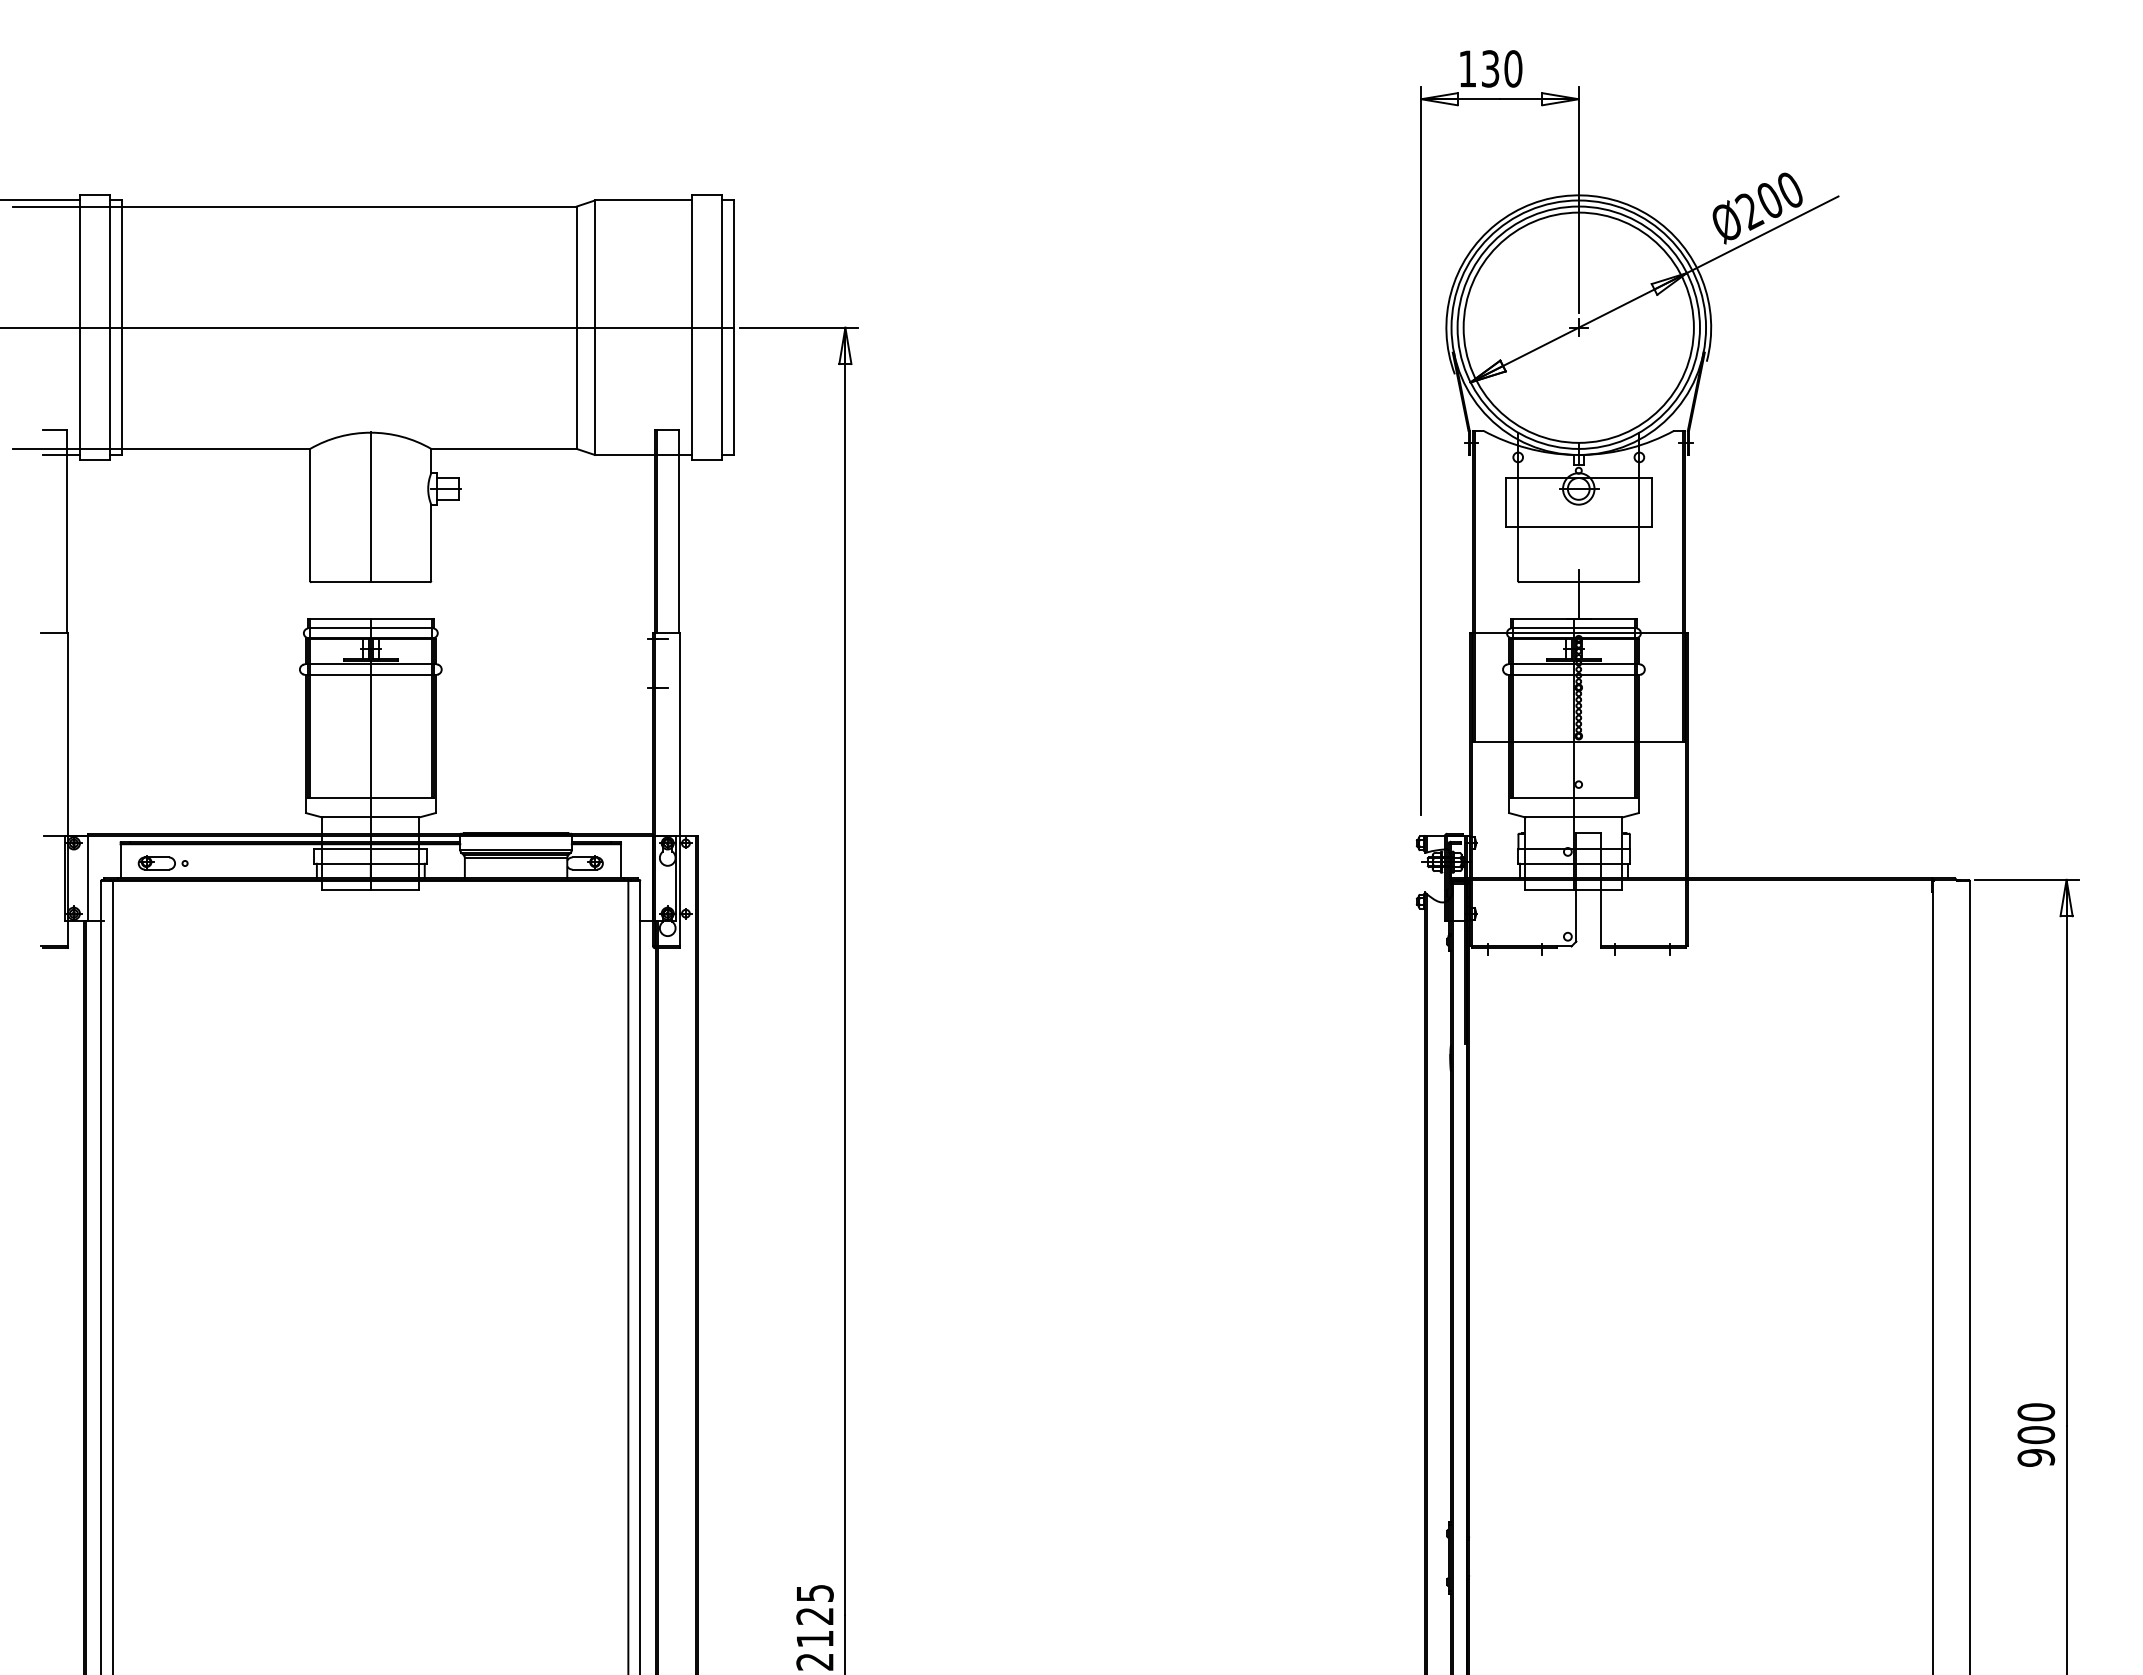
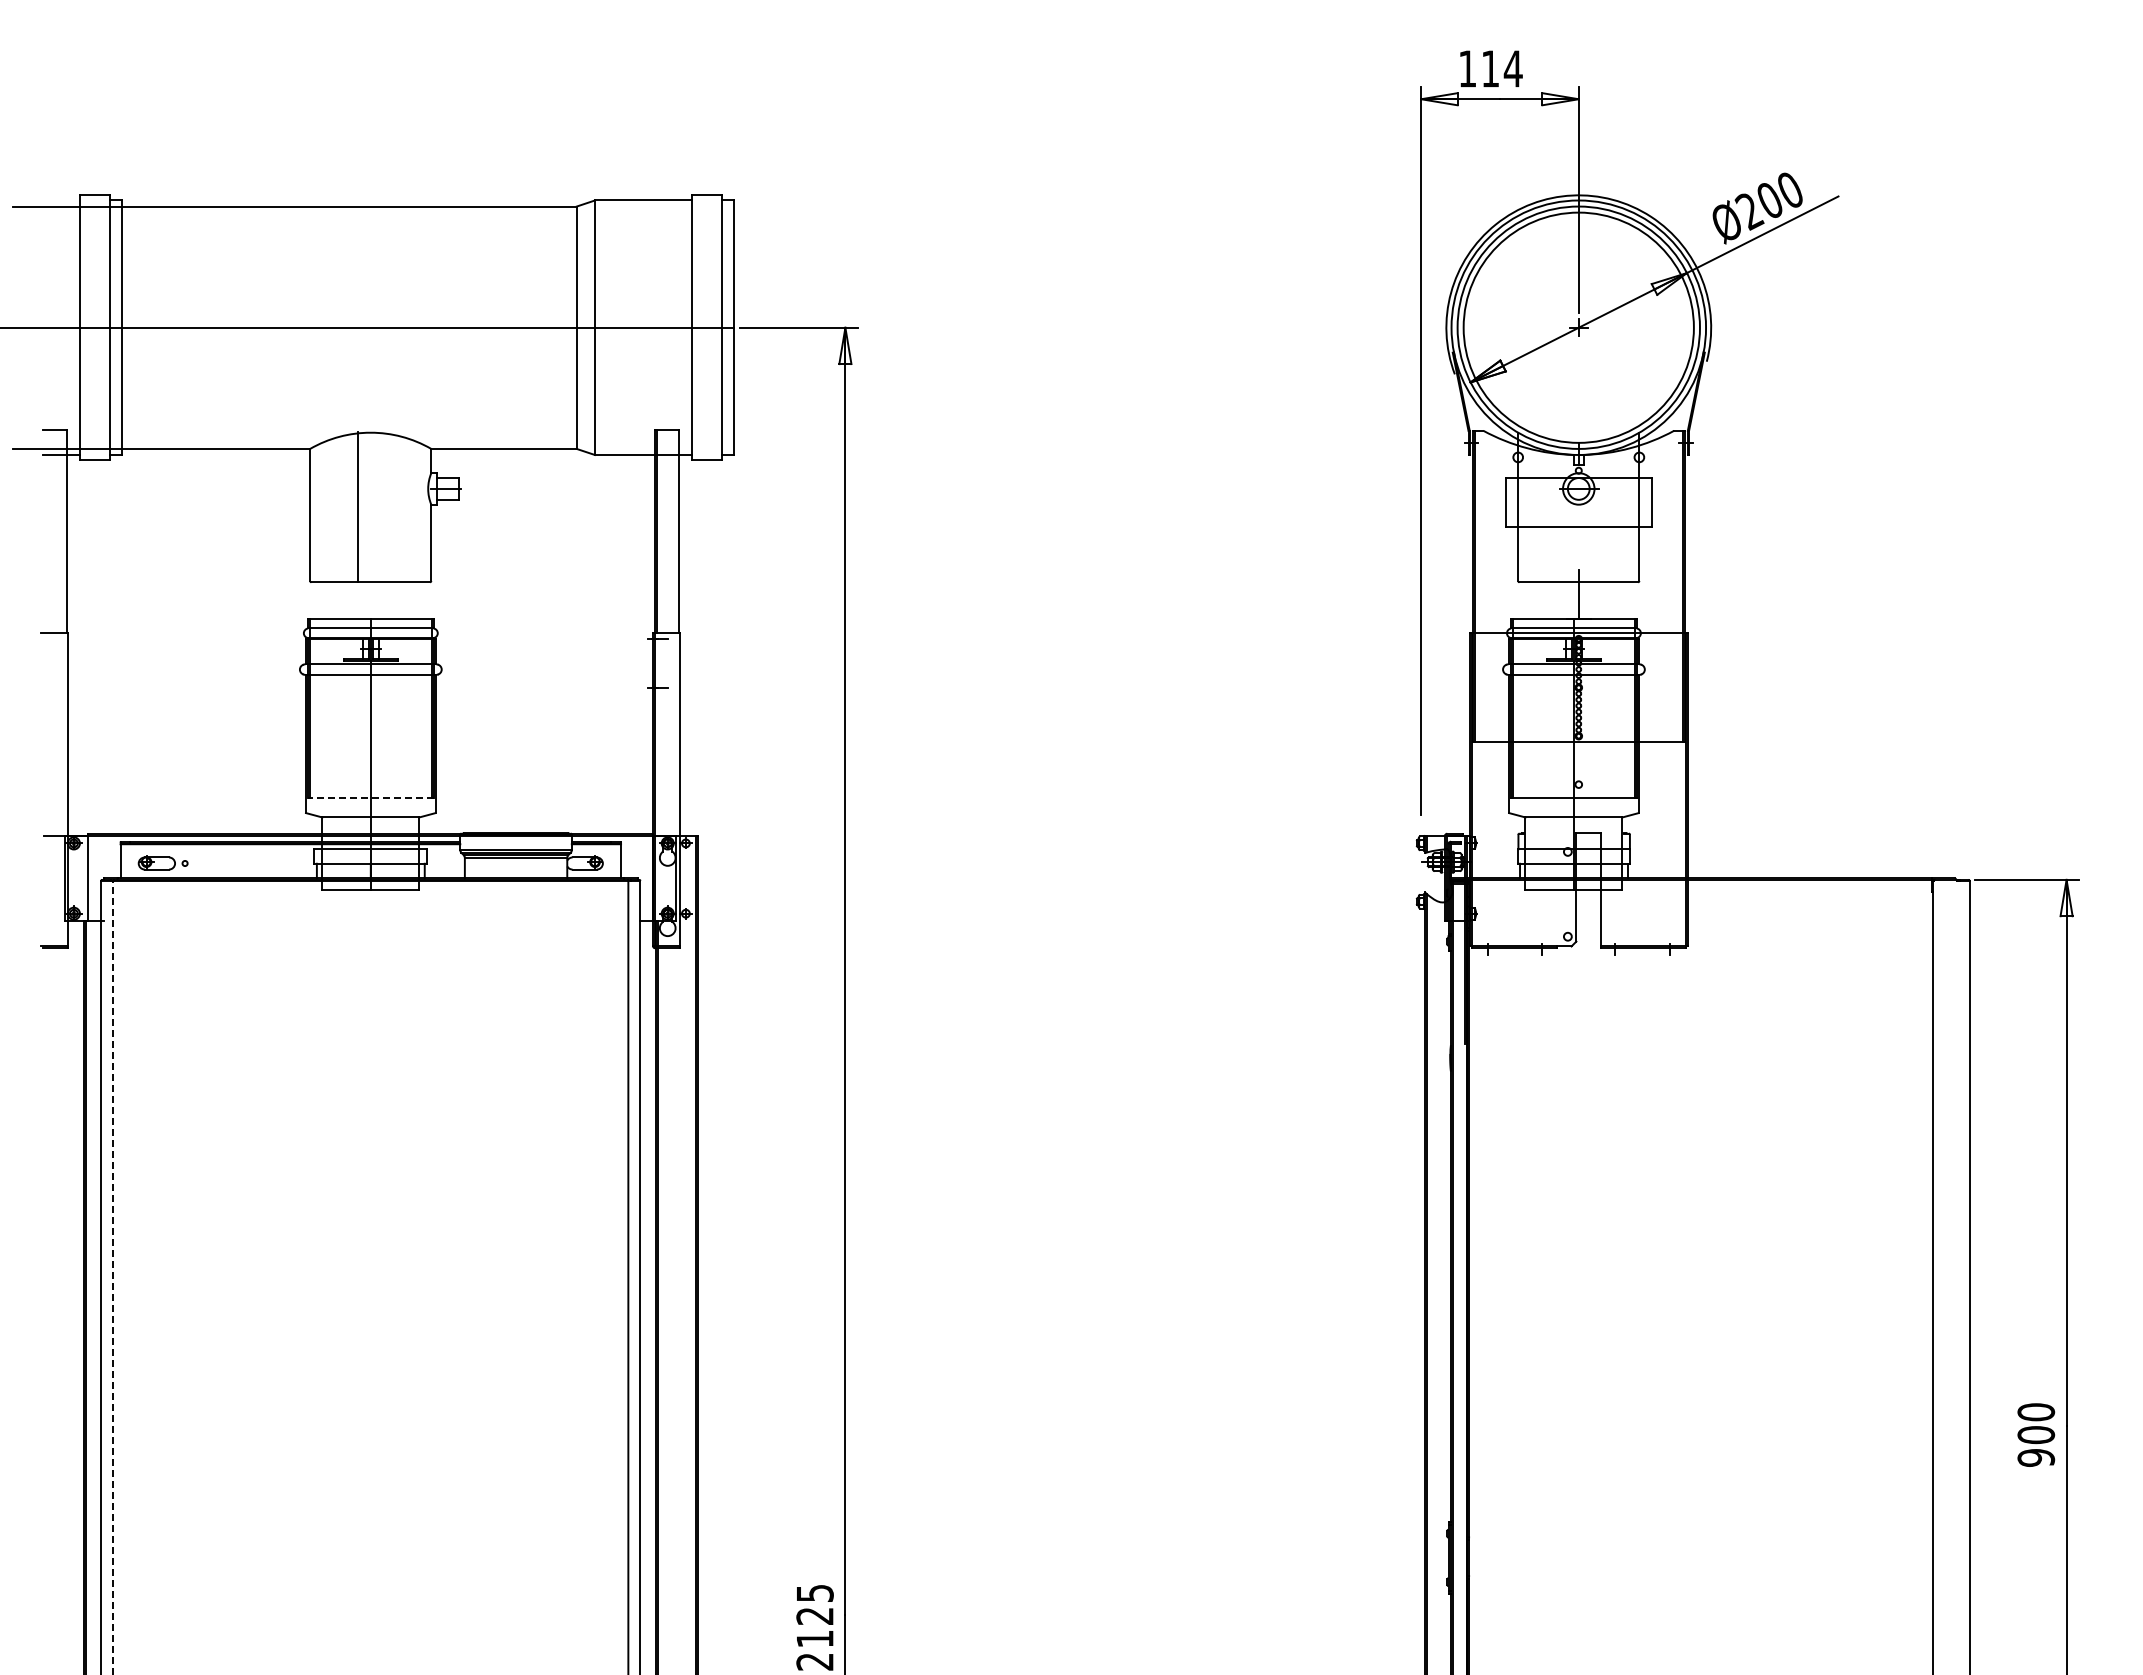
text: 130 -> 114 (1502, 68)
line: present -> none (40, 200)
line position: (370, 507) -> (357, 507) (357, 507)
line: solid -> dashed (370, 798)
line: solid -> dashed (113, 1277)
